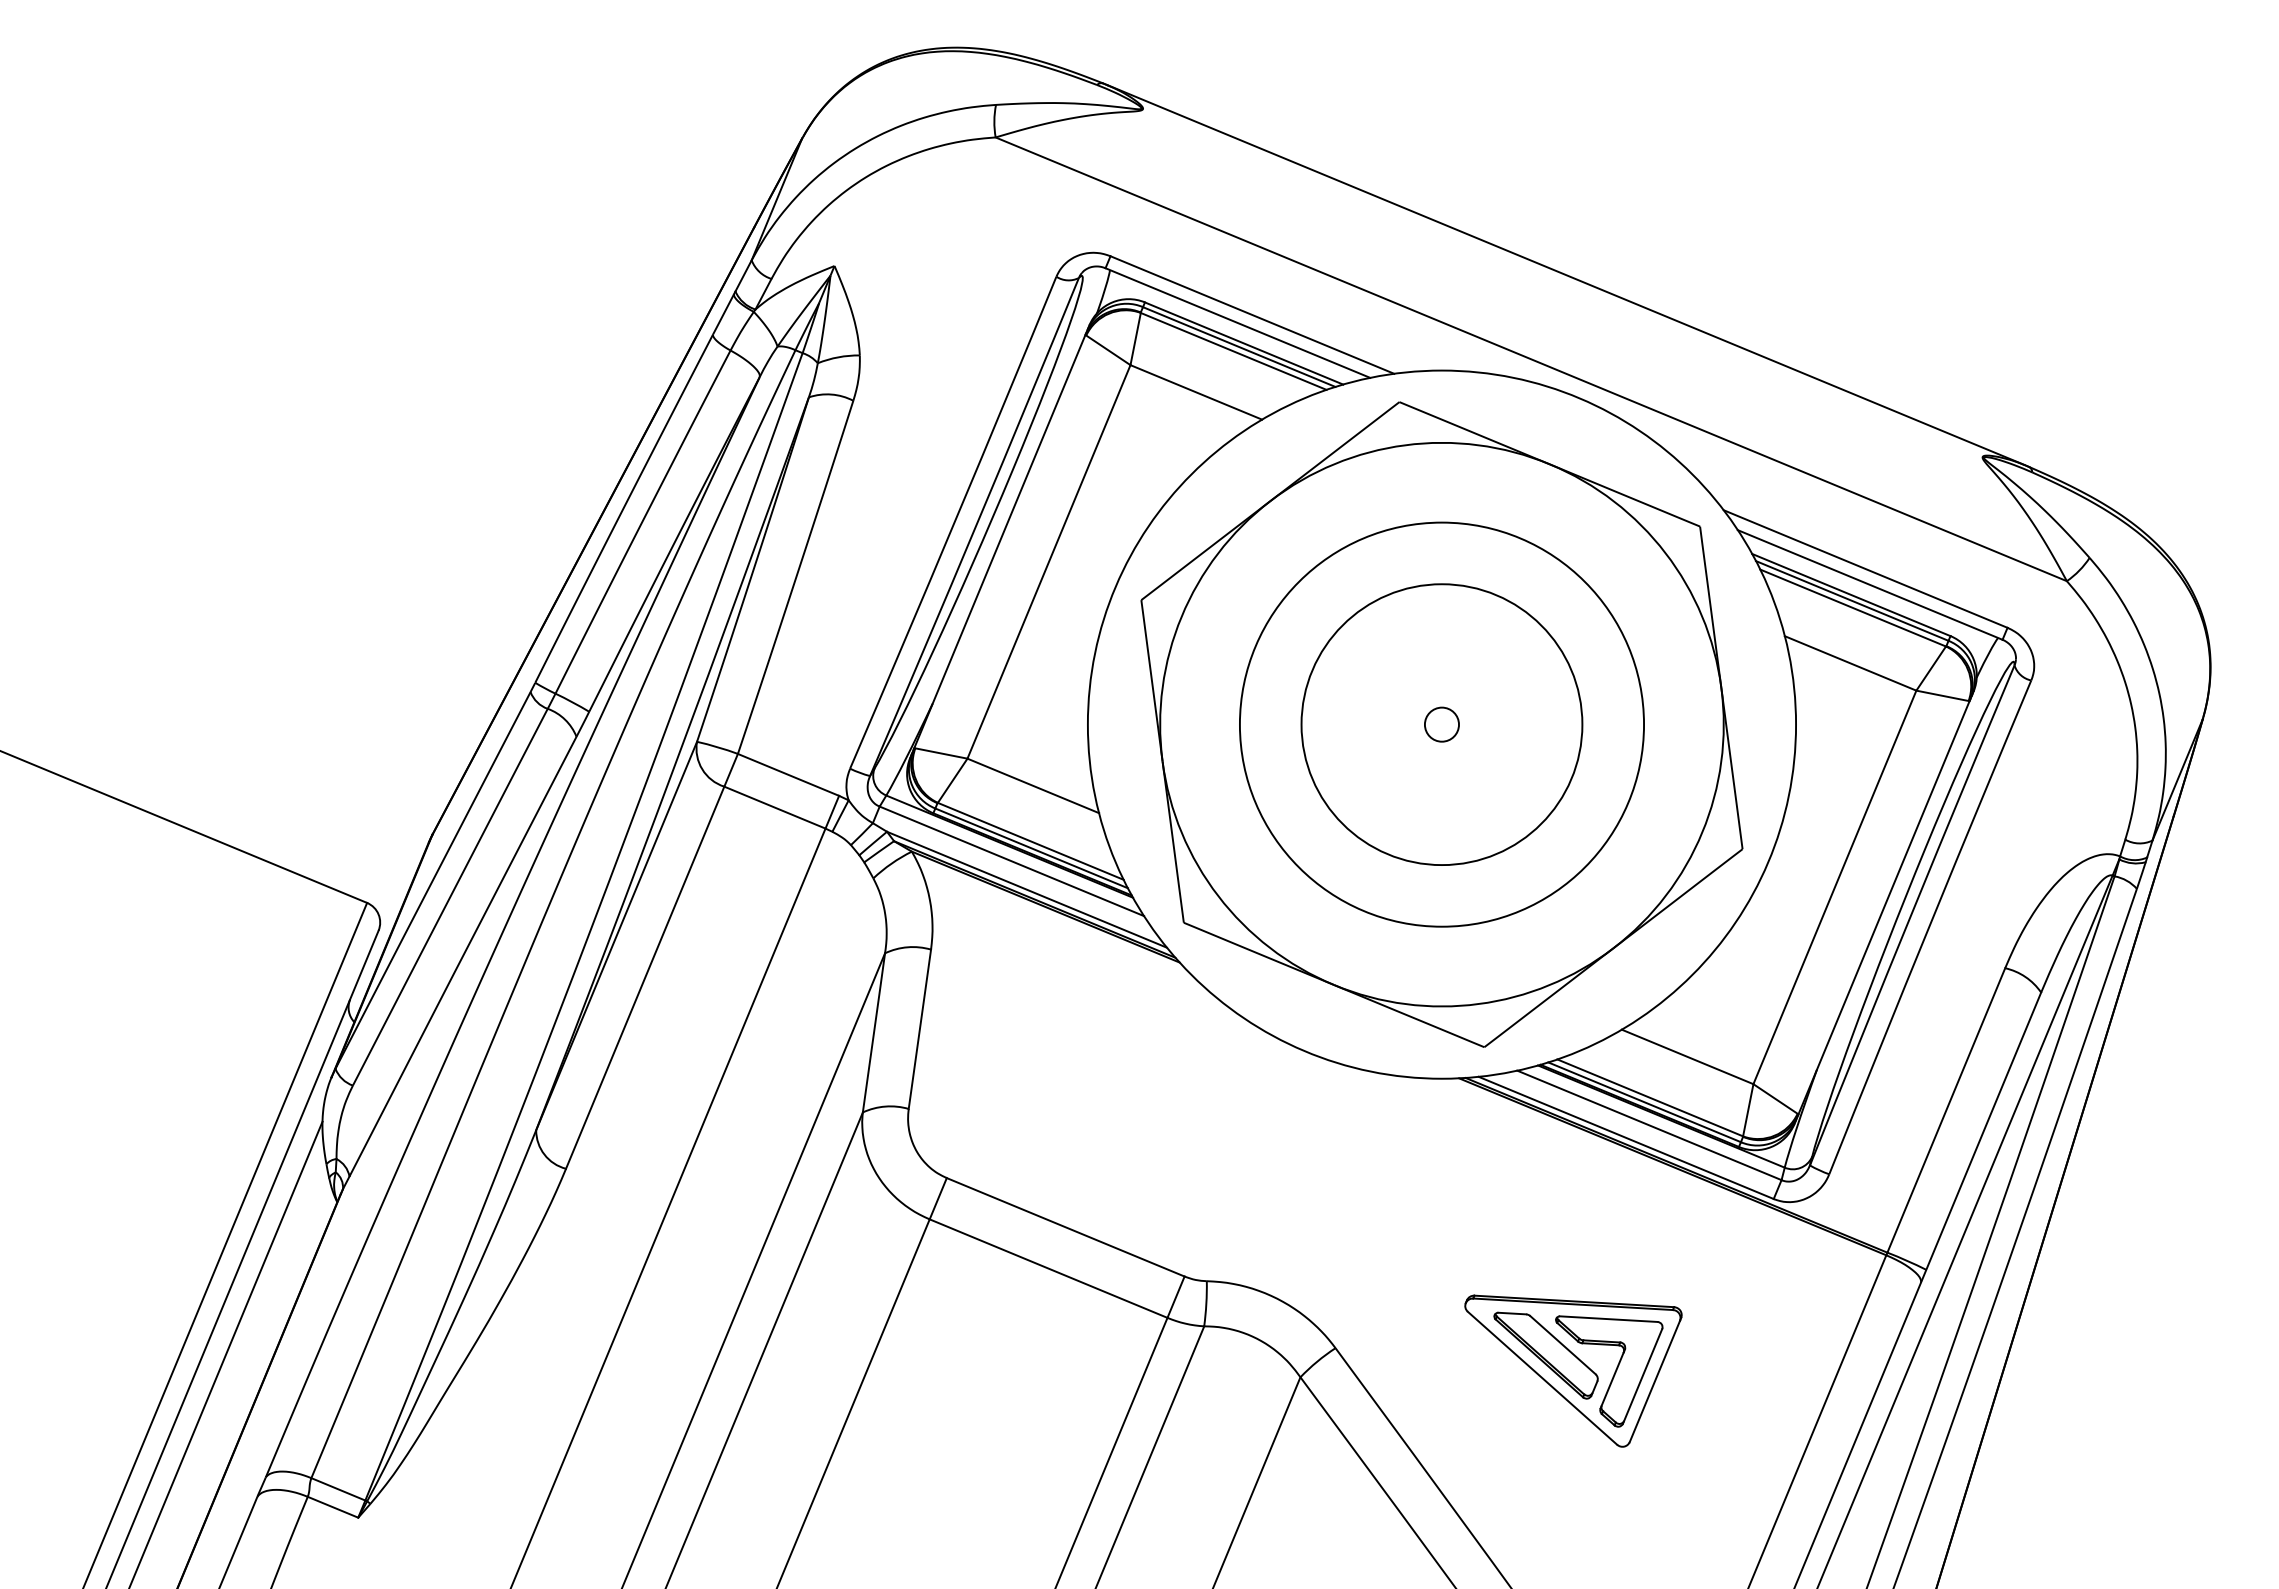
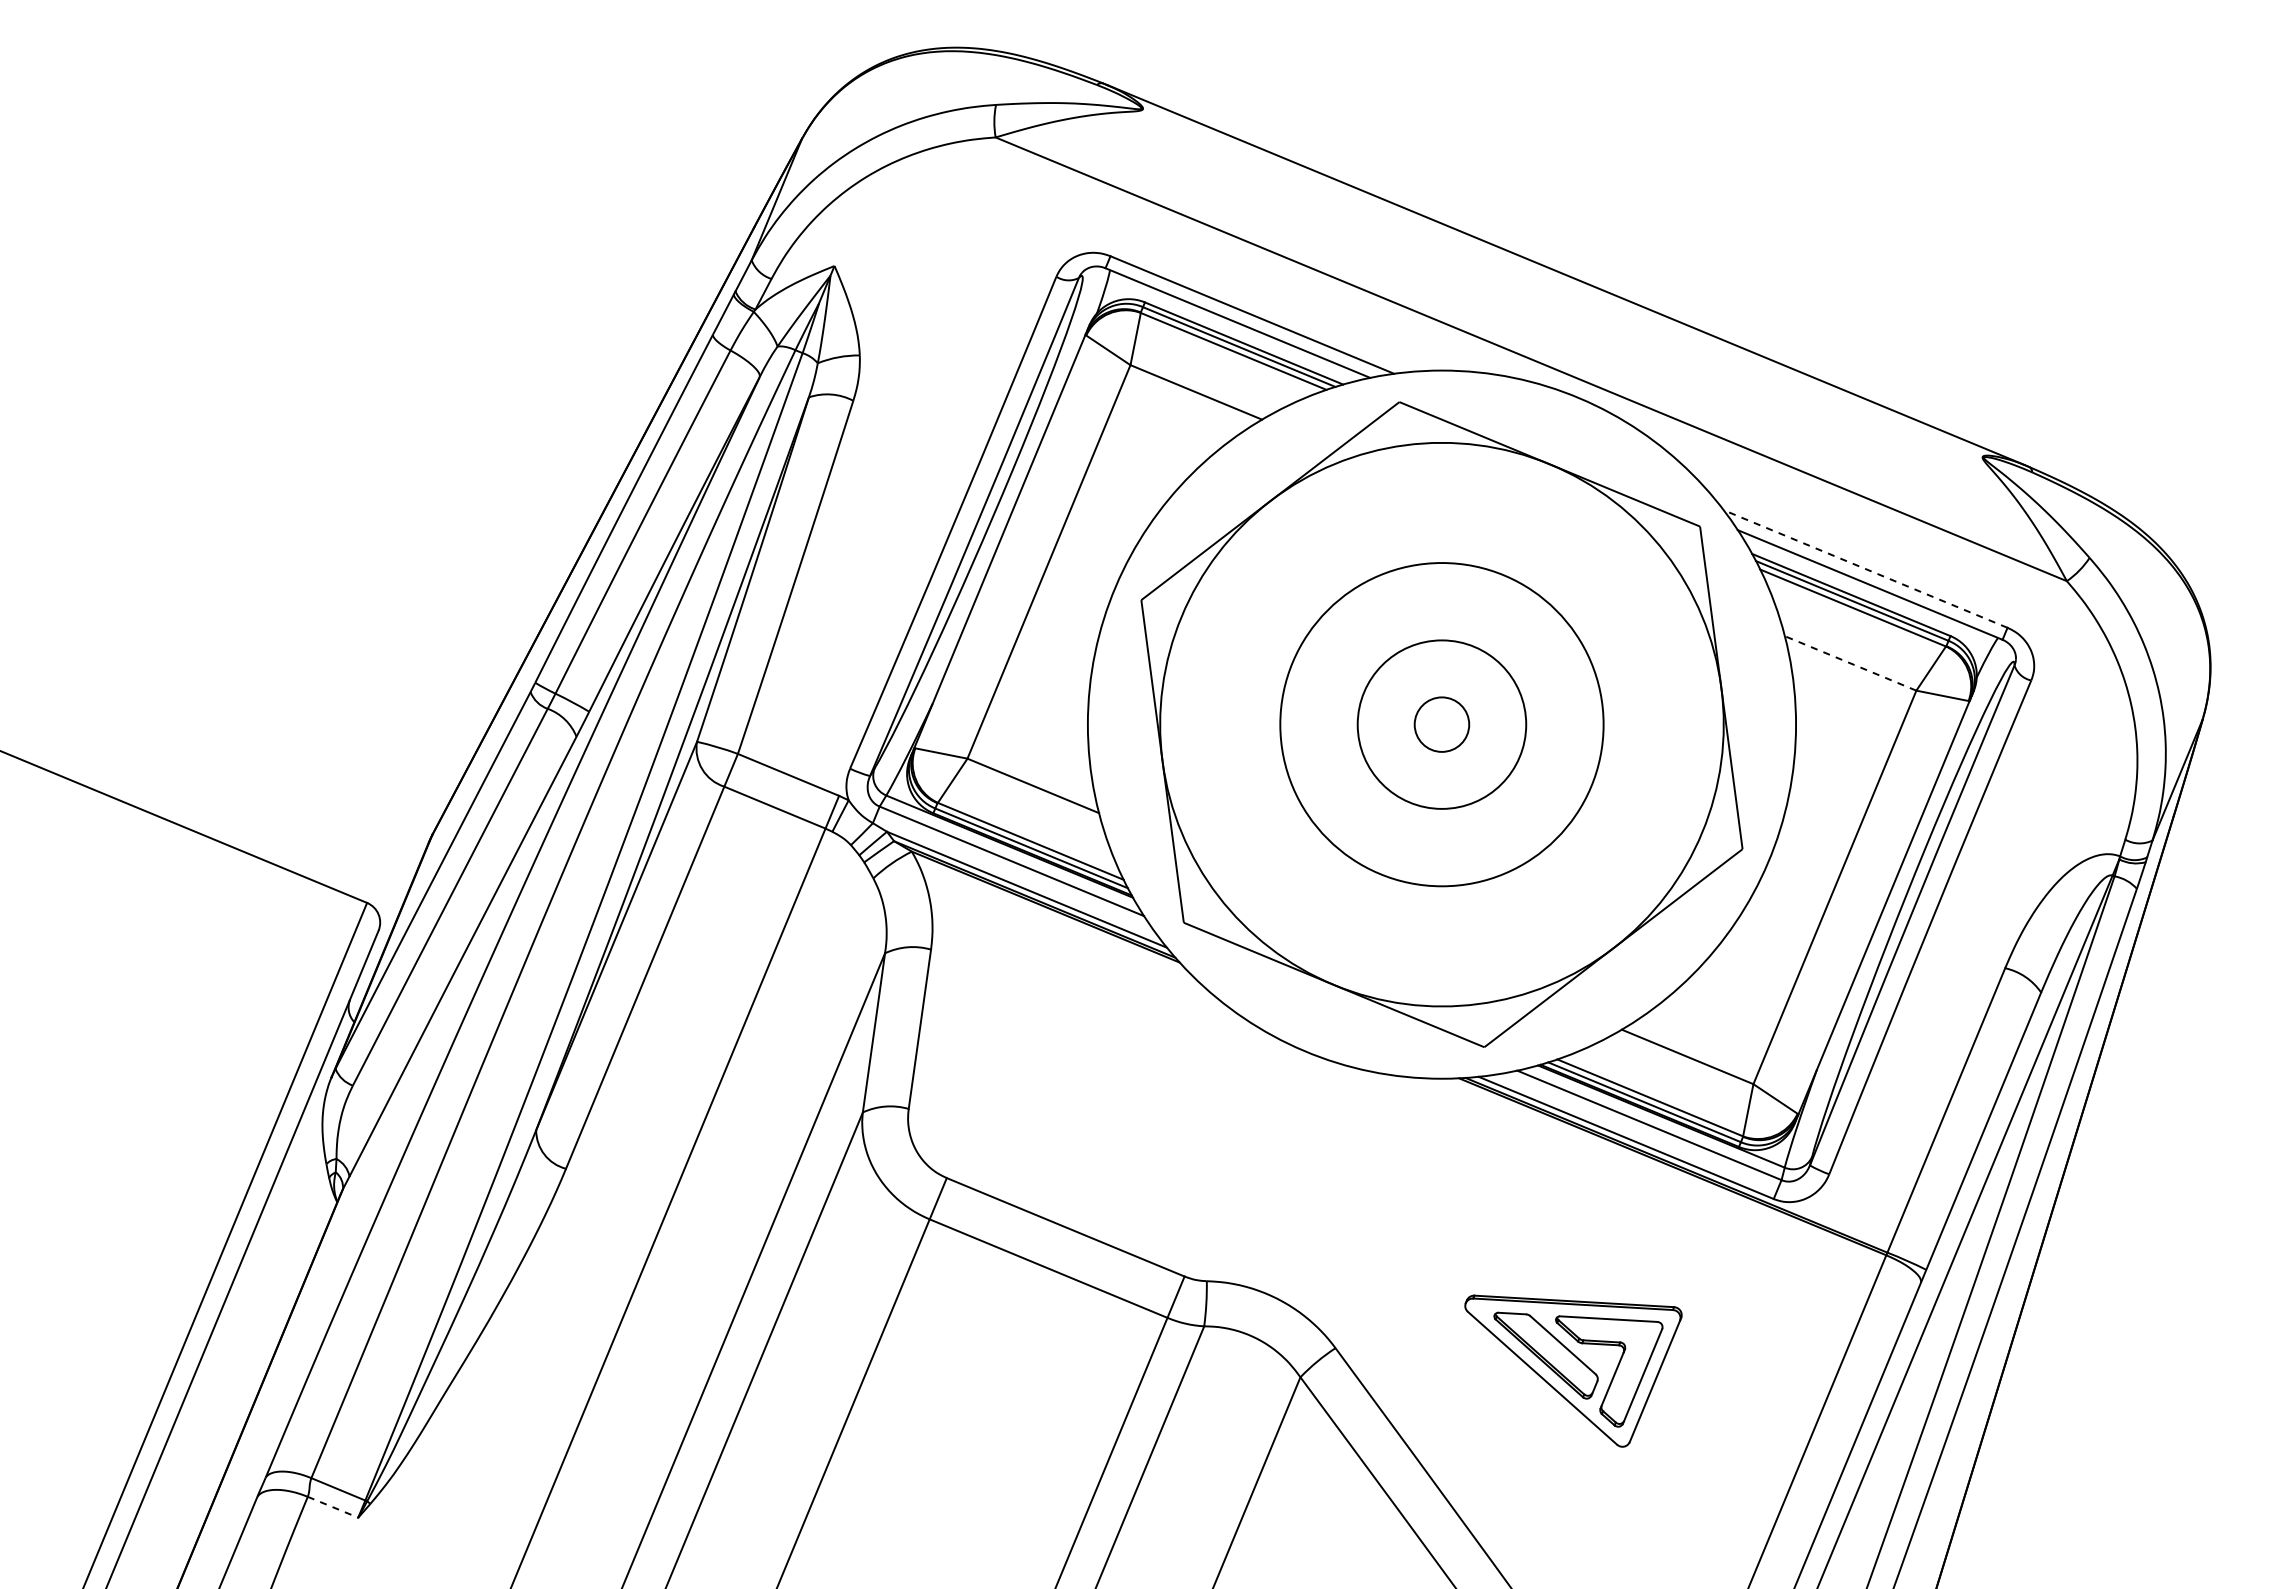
line: solid -> dashed (1865, 569)
line: solid -> dashed (1850, 663)
circle diameter: 281 px -> 169 px (1441, 724)
circle diameter: 34 px -> 55 px (1441, 724)
circle diameter: 404 px -> 323 px (1441, 724)
line: present -> none (226, 1353)
line: solid -> dashed (333, 1507)
